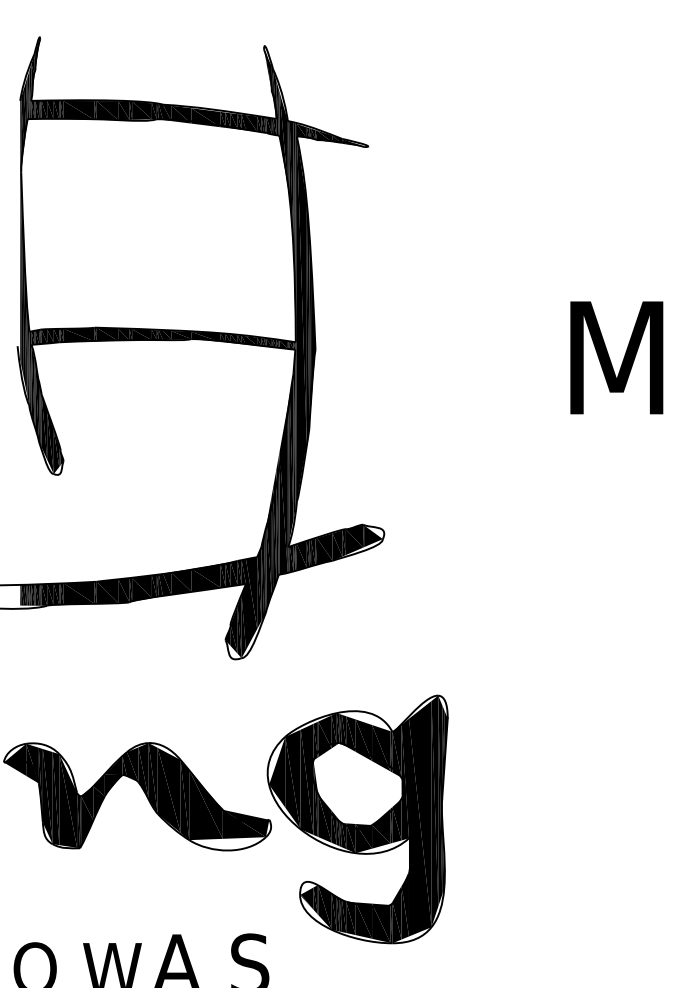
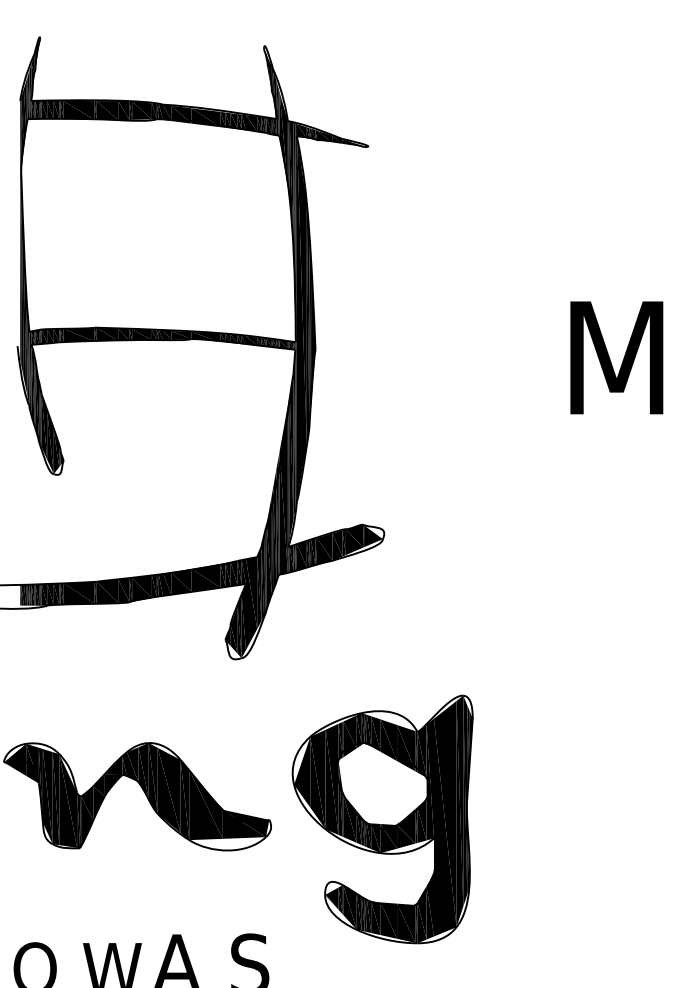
part position: (357, 819) -> (382, 819) (382, 819)
